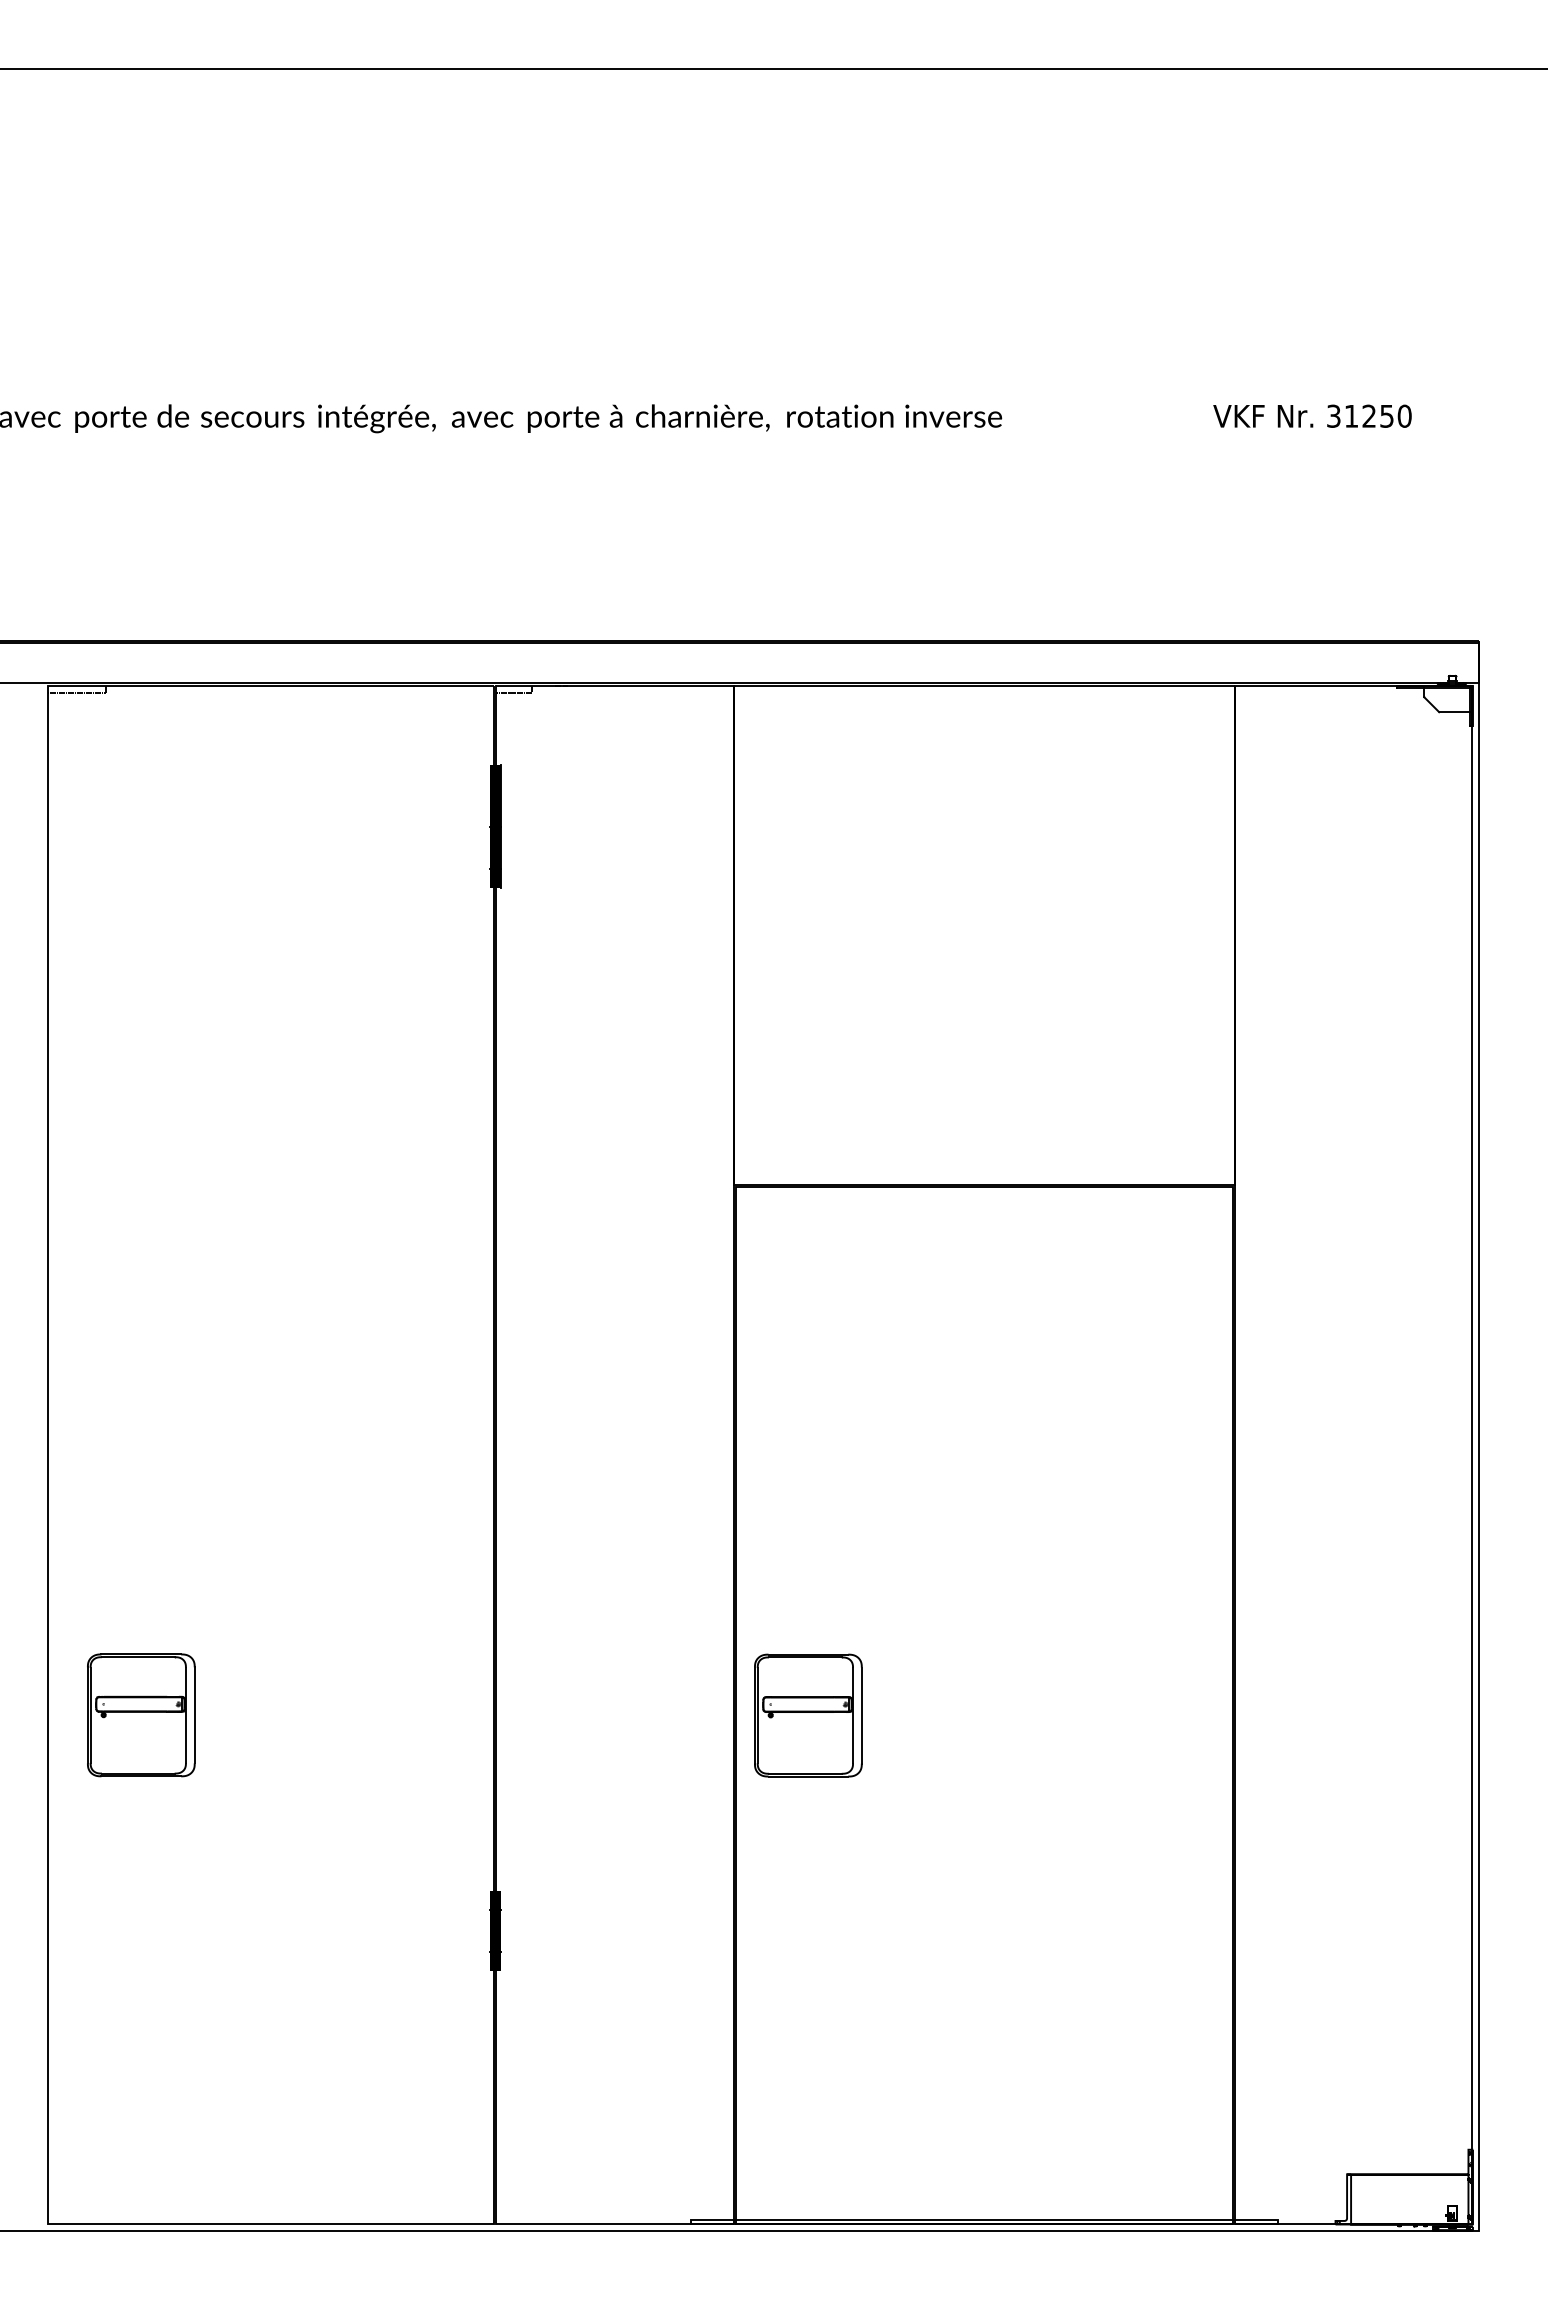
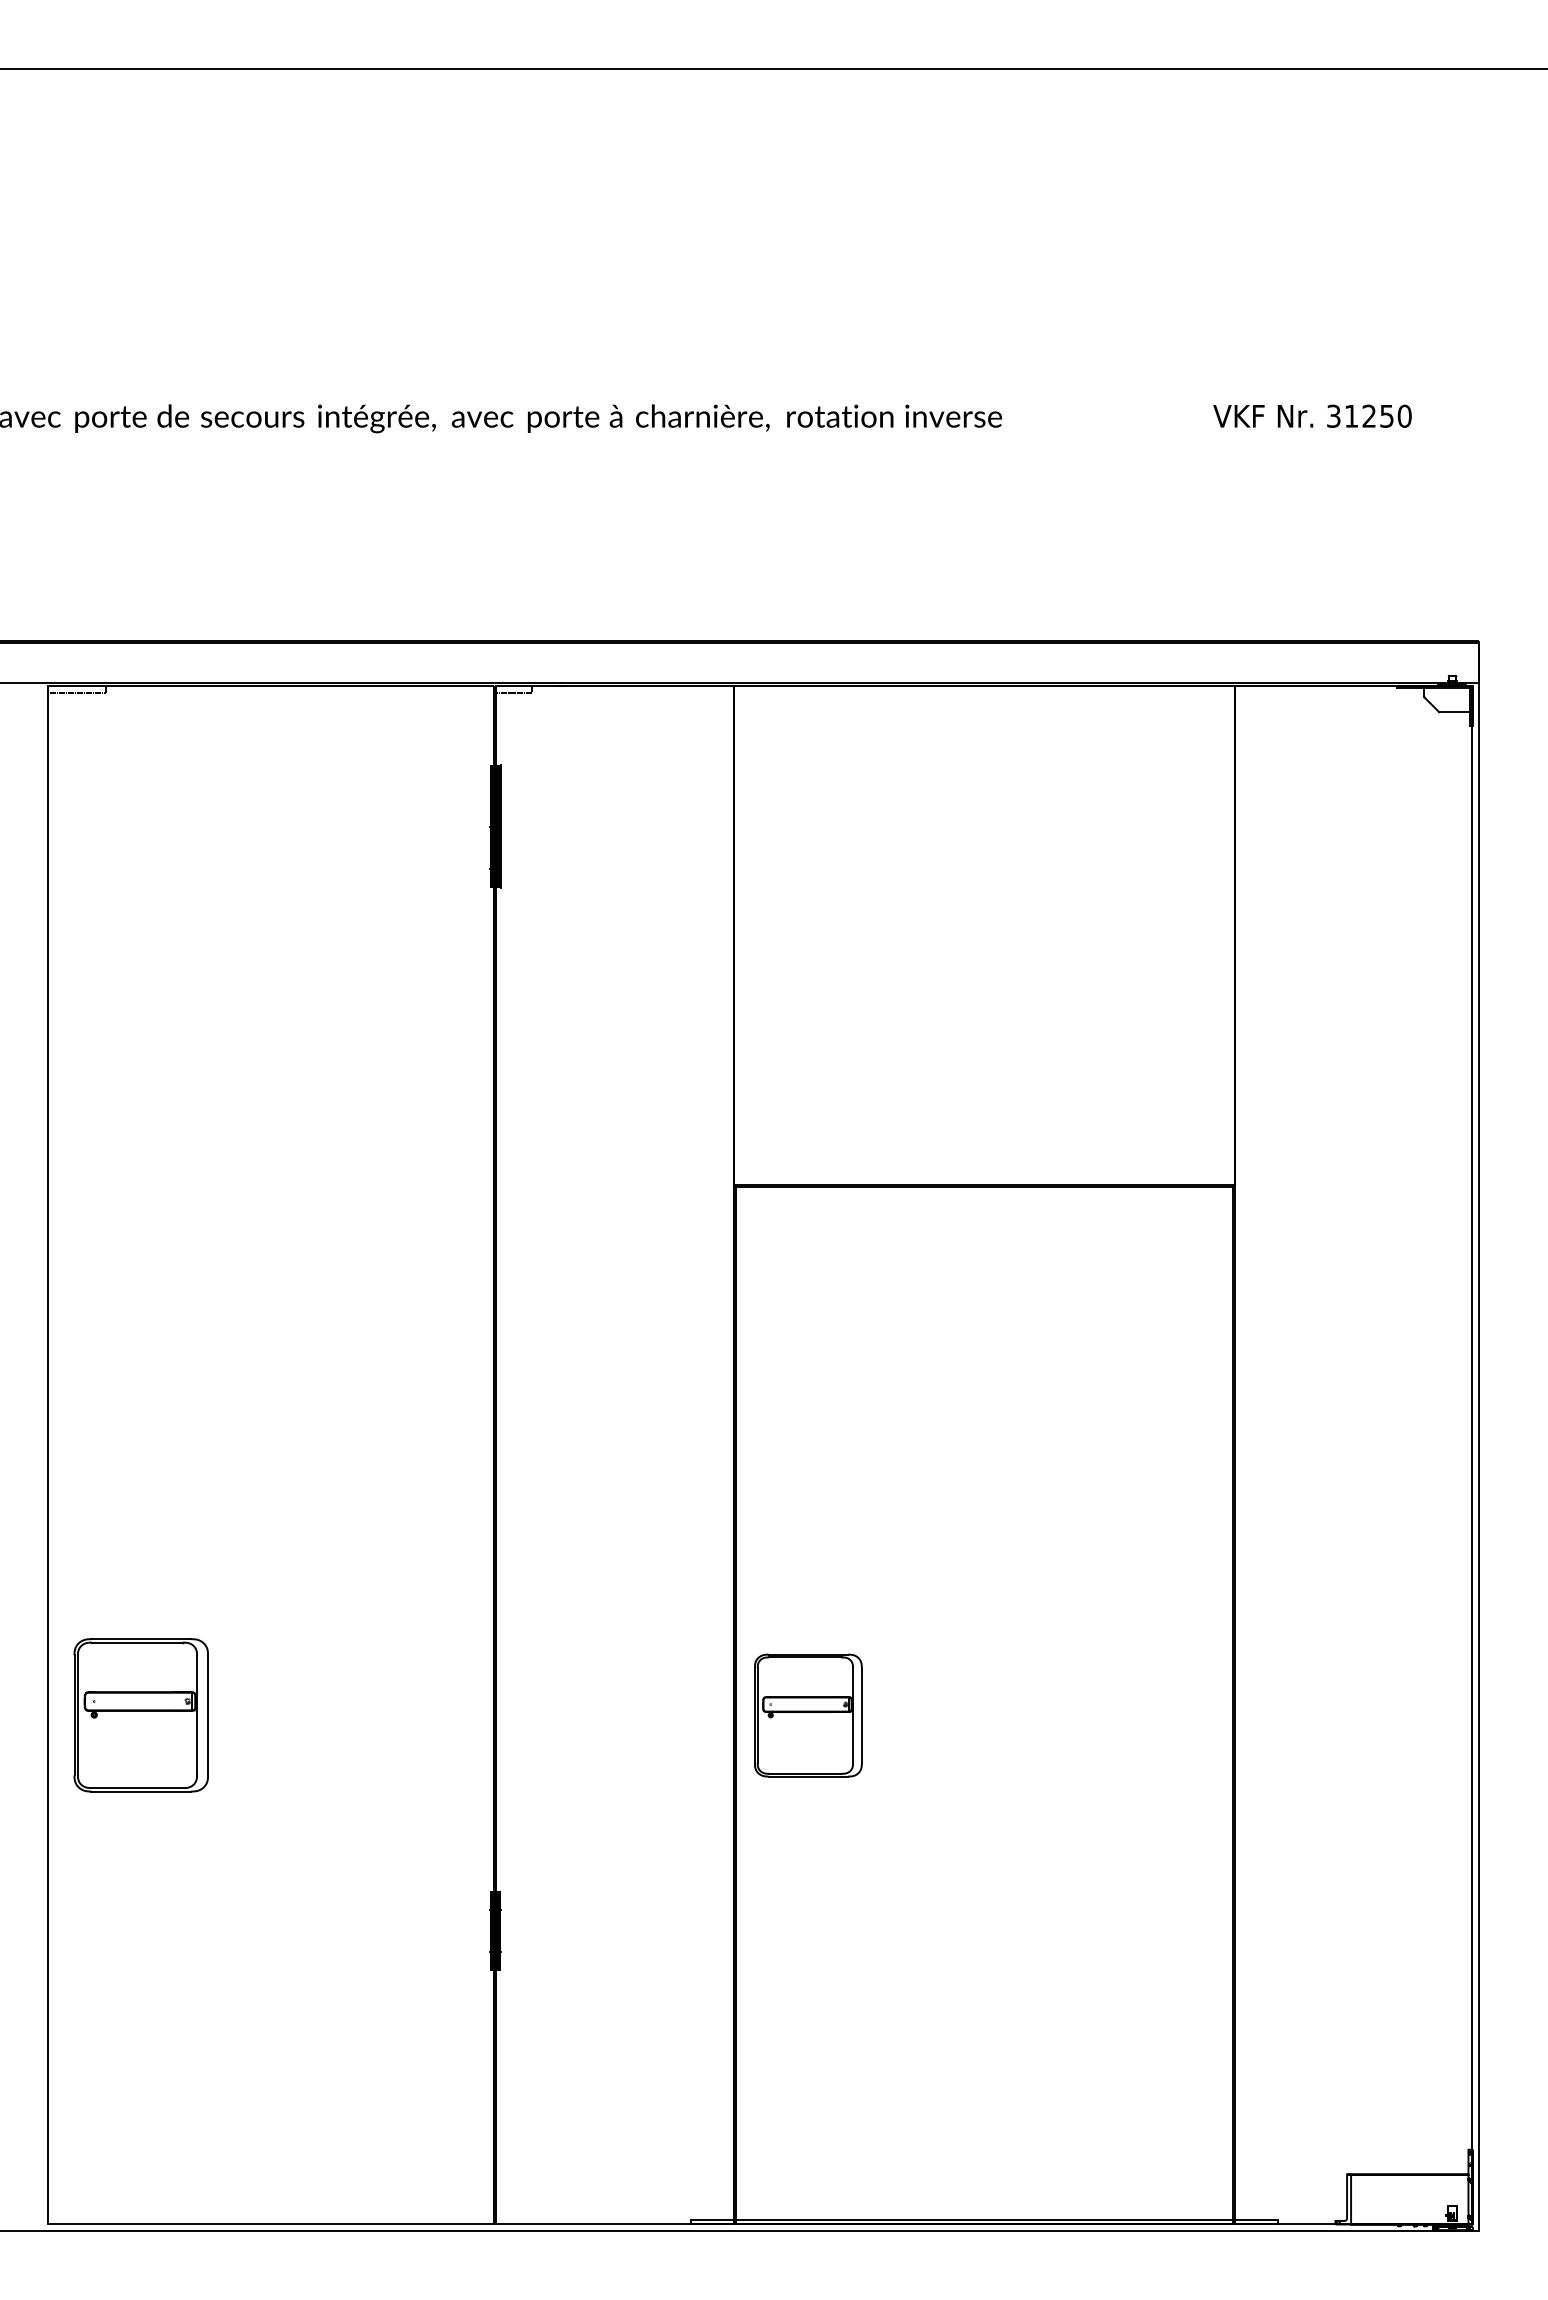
part size: 109x125 px -> 136x155 px (140, 1715)
